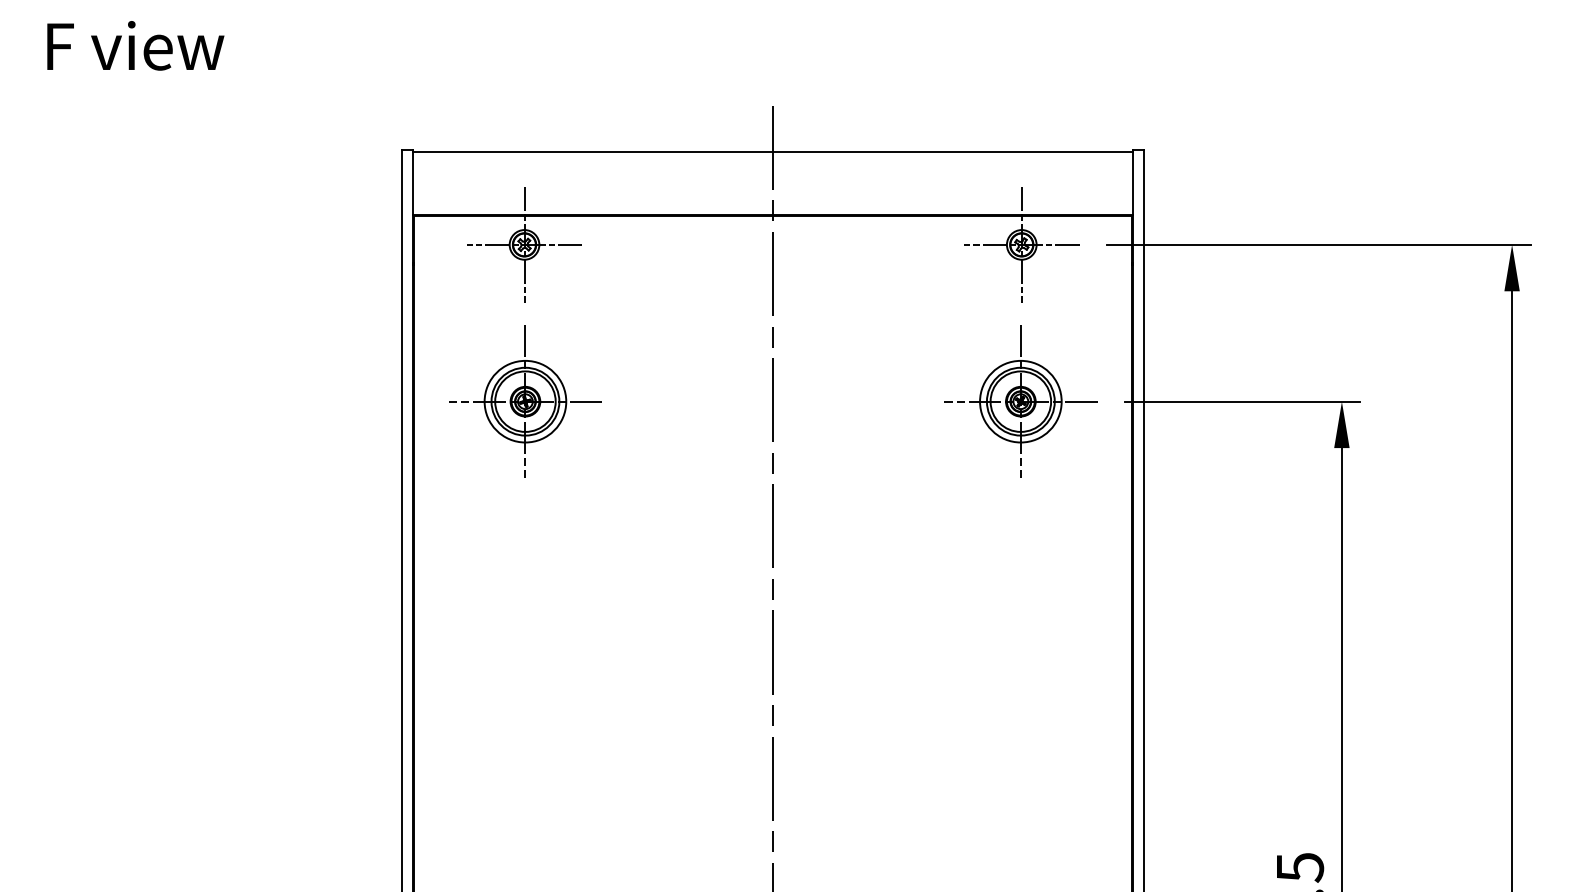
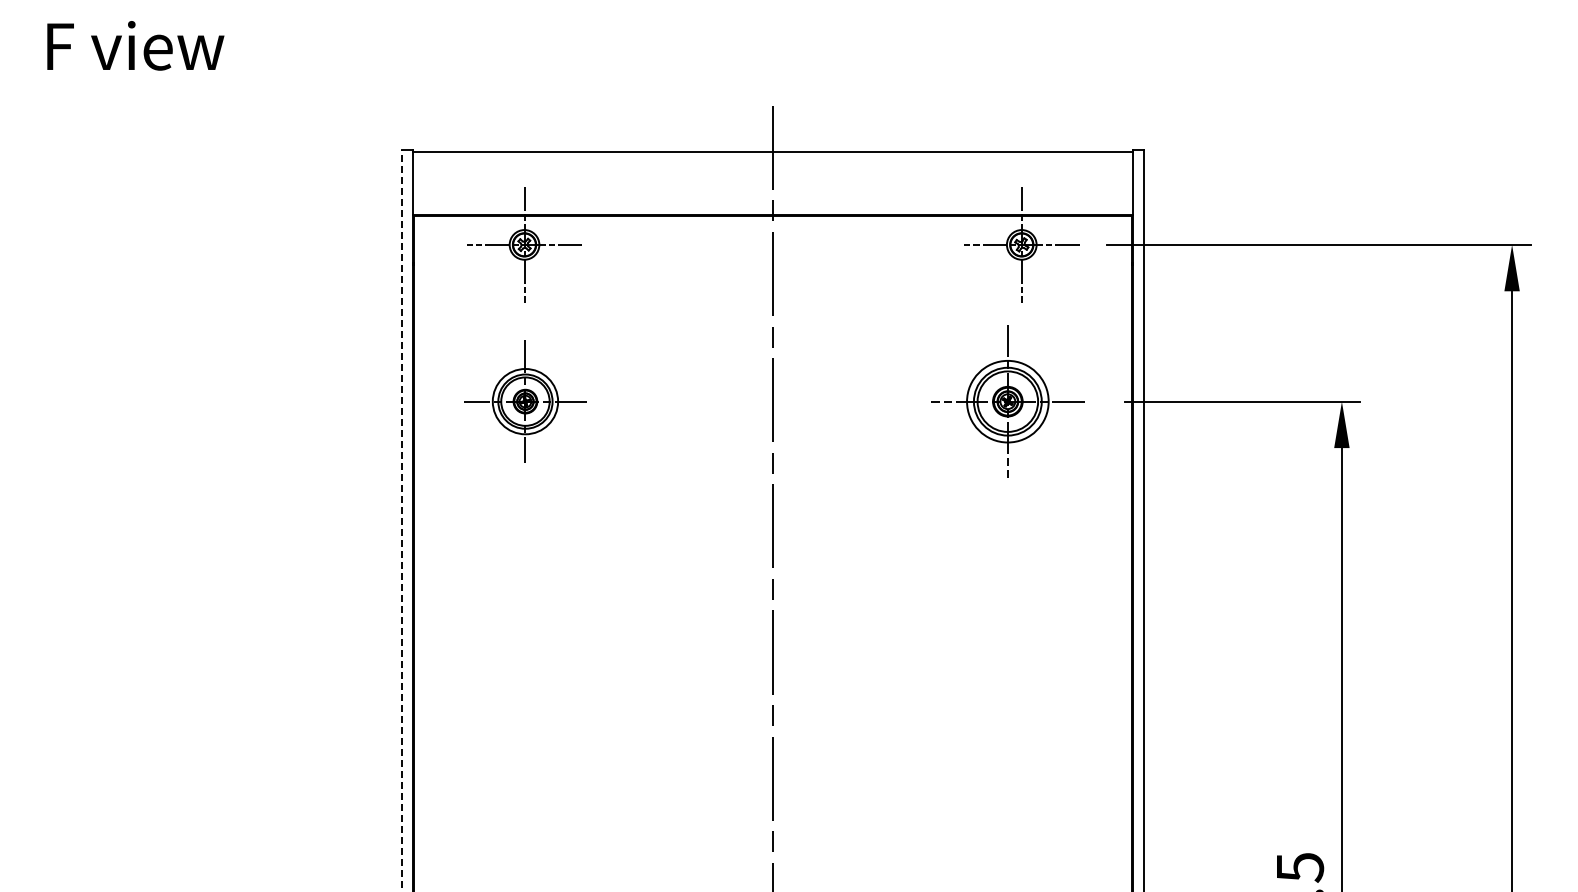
part size: 153x153 px -> 123x123 px (525, 401)
part position: (1020, 401) -> (1007, 401) (1007, 401)
line: solid -> dashed (402, 520)
